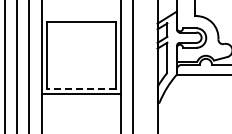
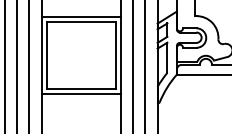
line: none -> present (80, 16)
line: none -> present (145, 66)
line: dashed -> solid (81, 89)
